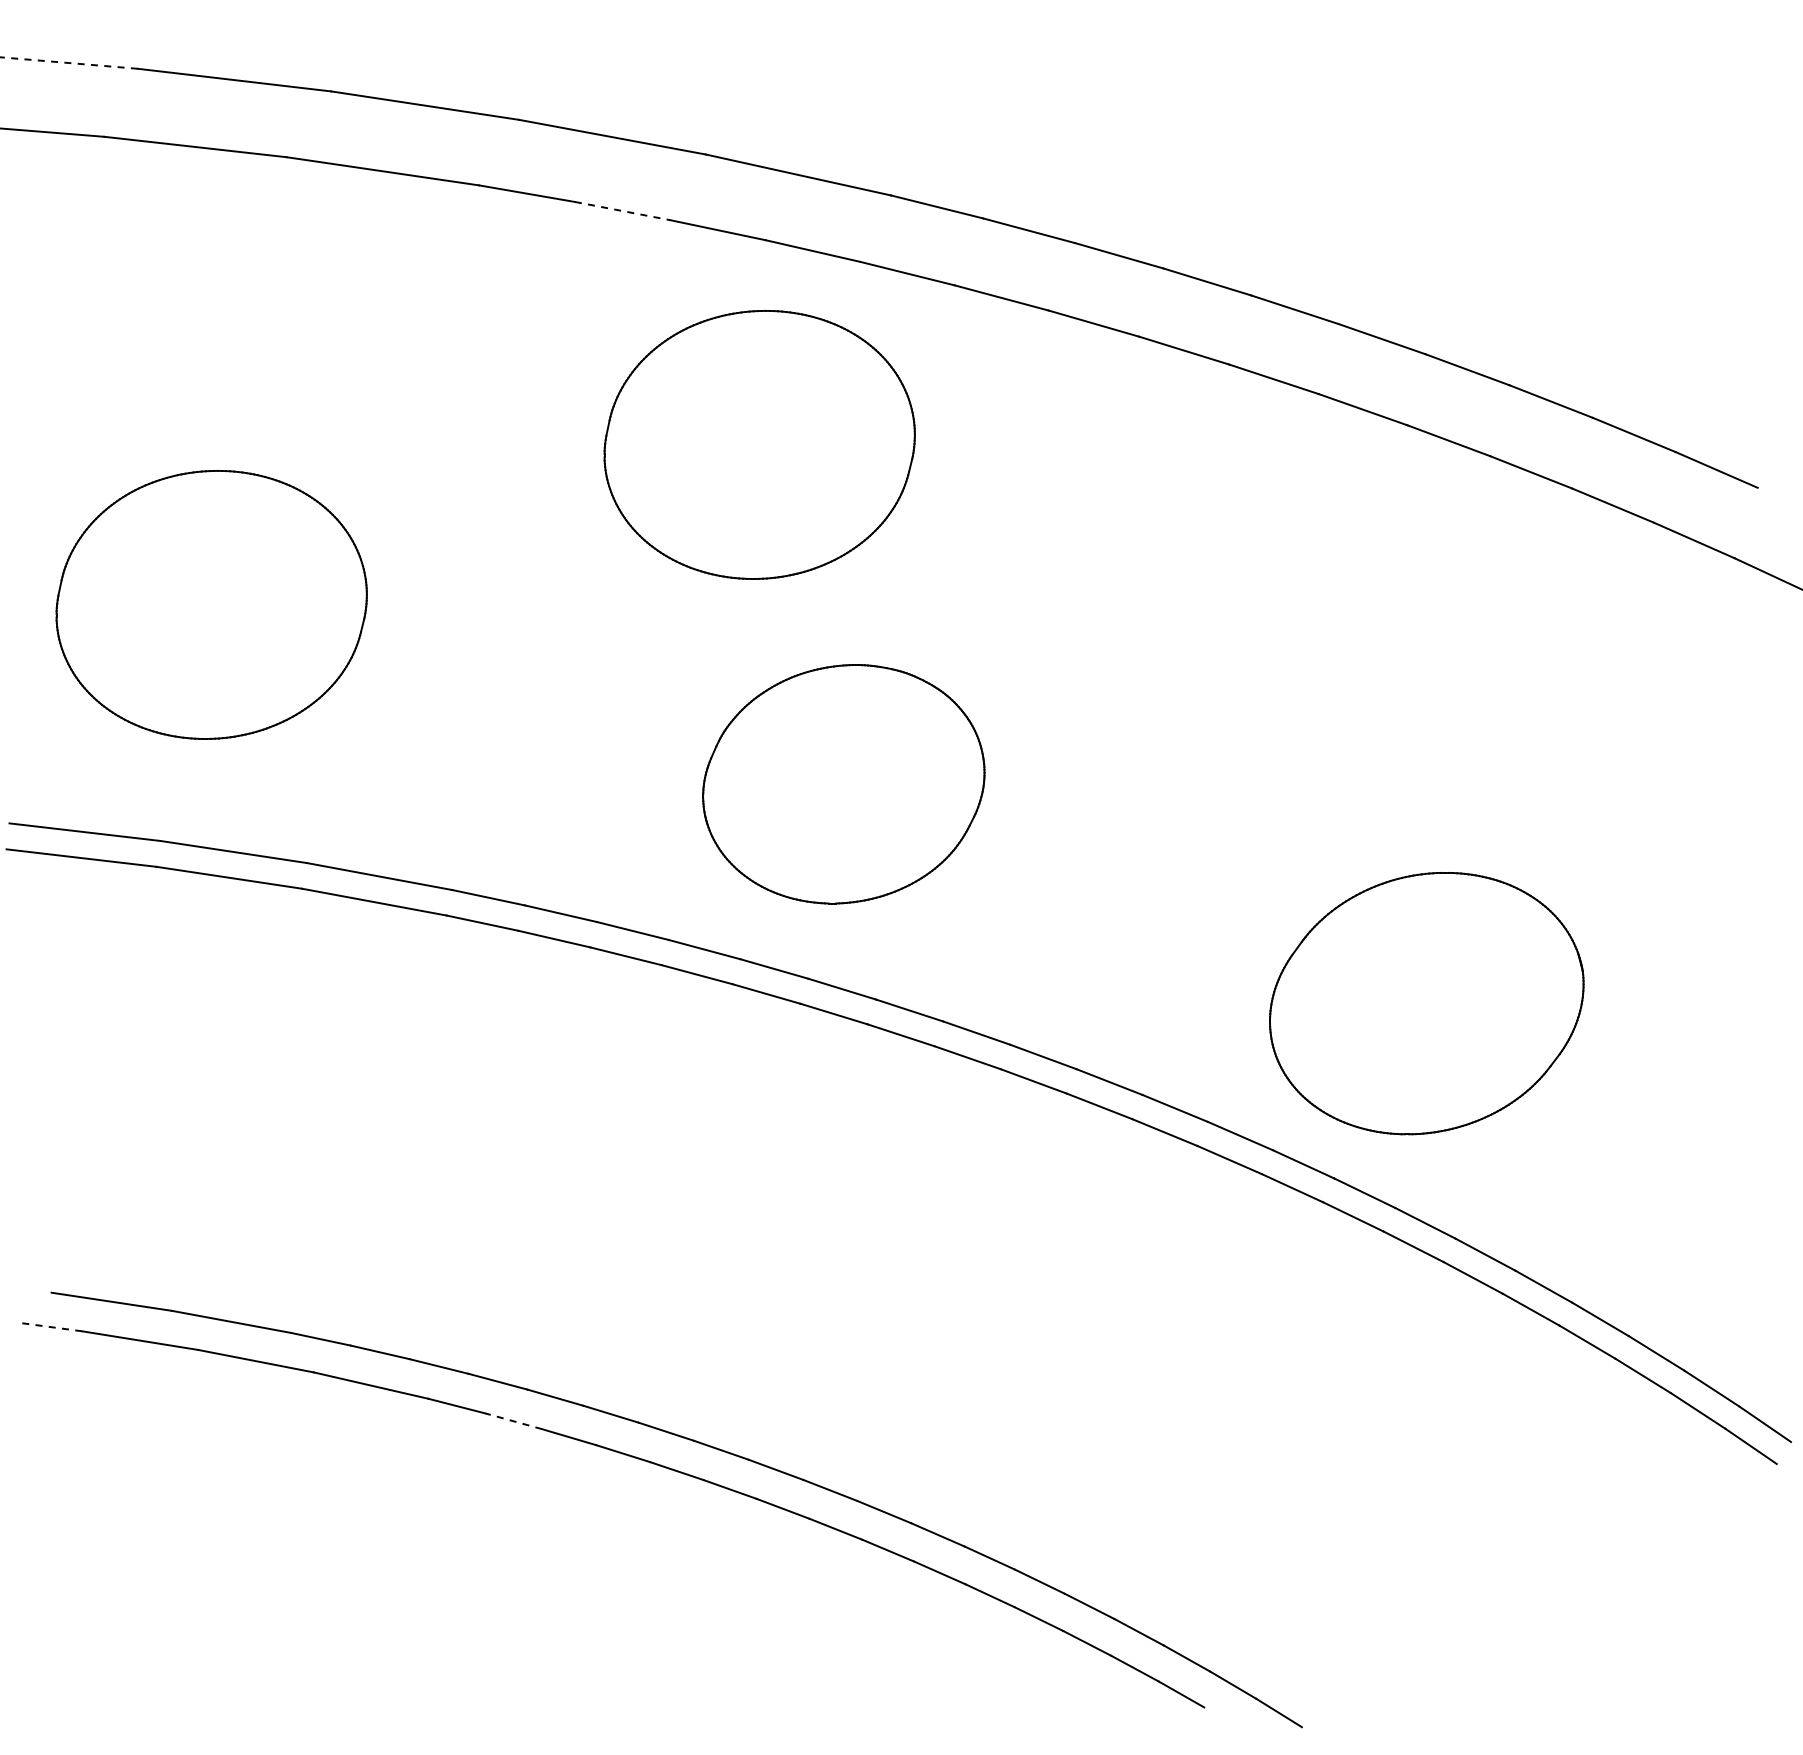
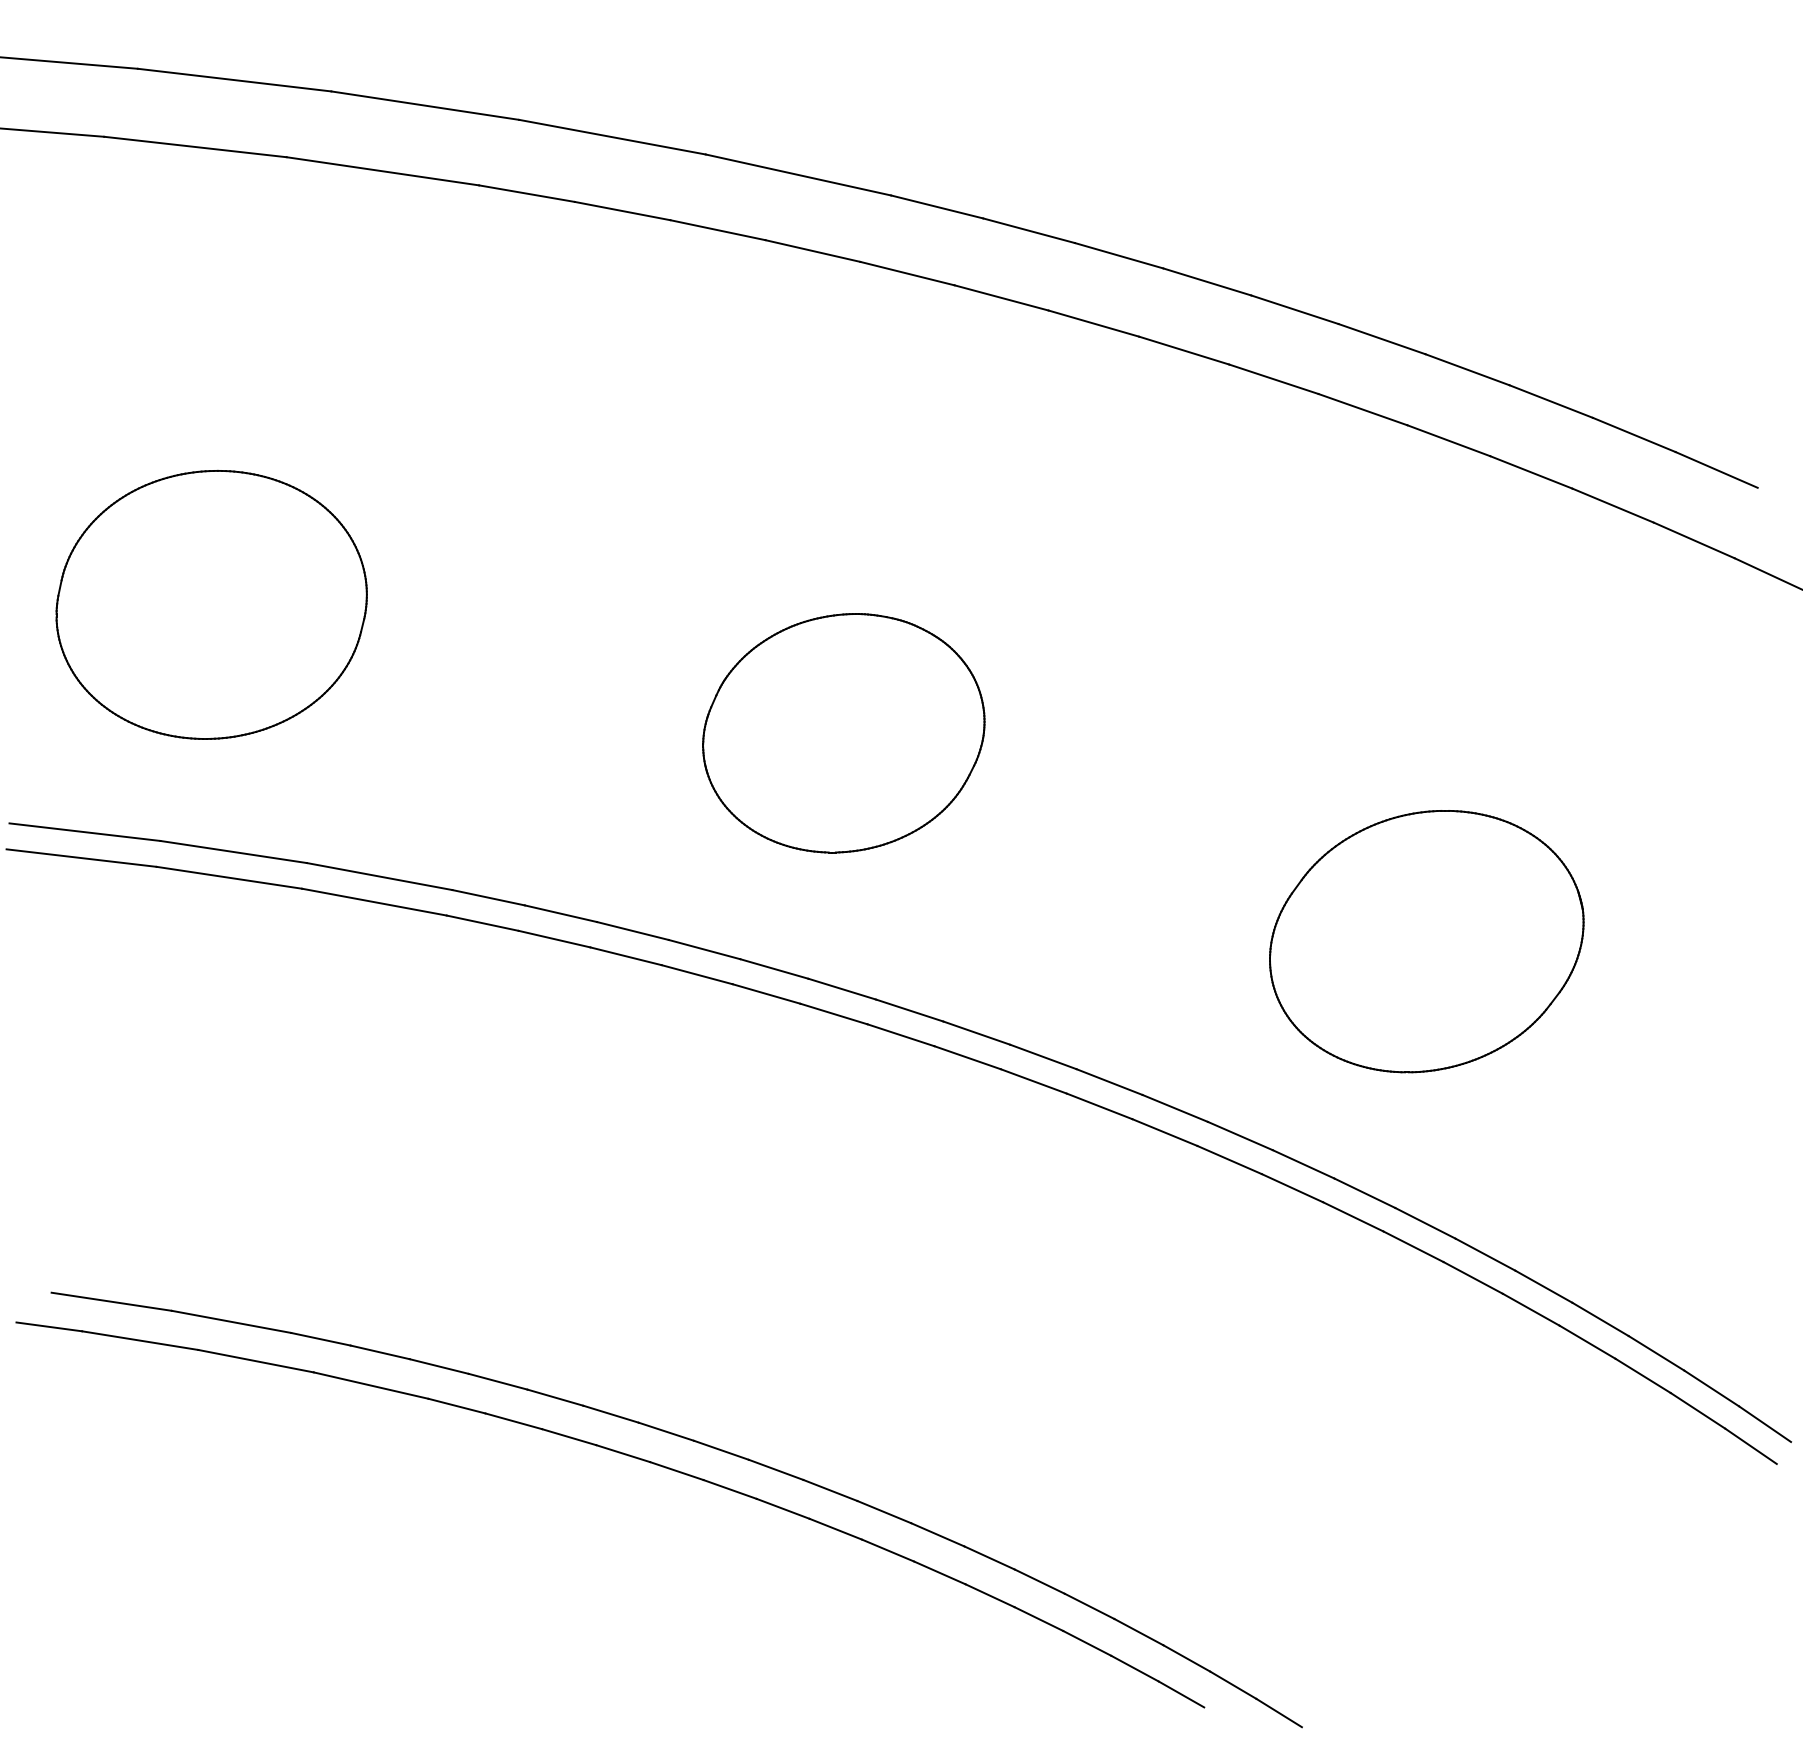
line: dashed -> solid (69, 63)
line: dashed -> solid (622, 211)
part: present -> none (759, 444)
part position: (843, 784) -> (843, 733) (843, 733)
part position: (1426, 1003) -> (1426, 941) (1426, 941)
line: dashed -> solid (48, 1326)
line: dashed -> solid (513, 1421)
